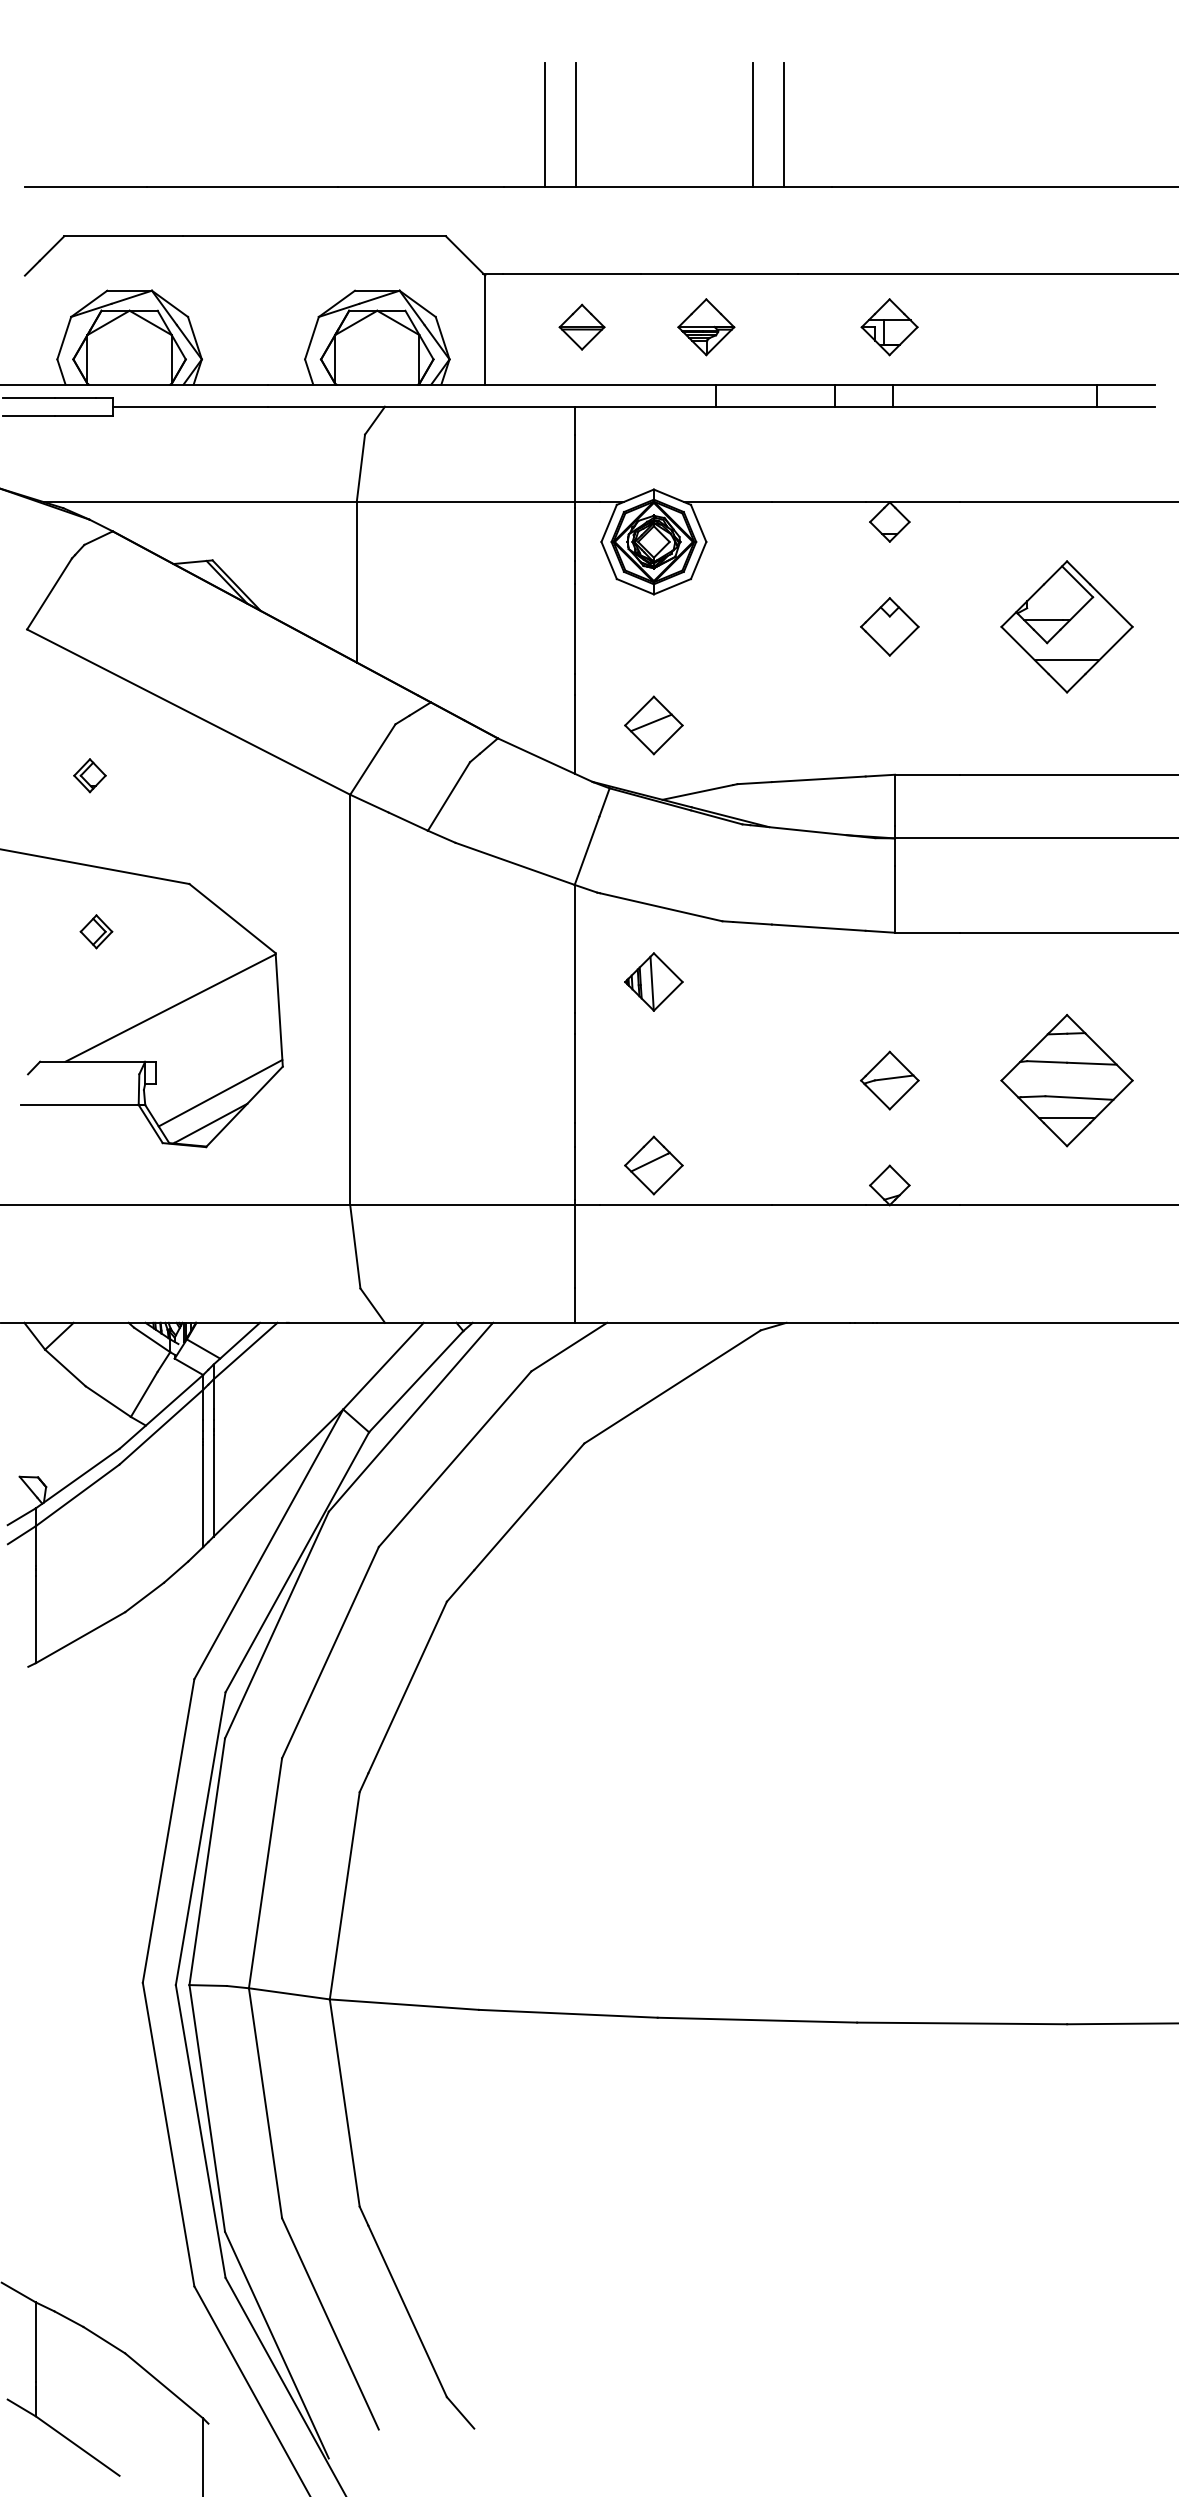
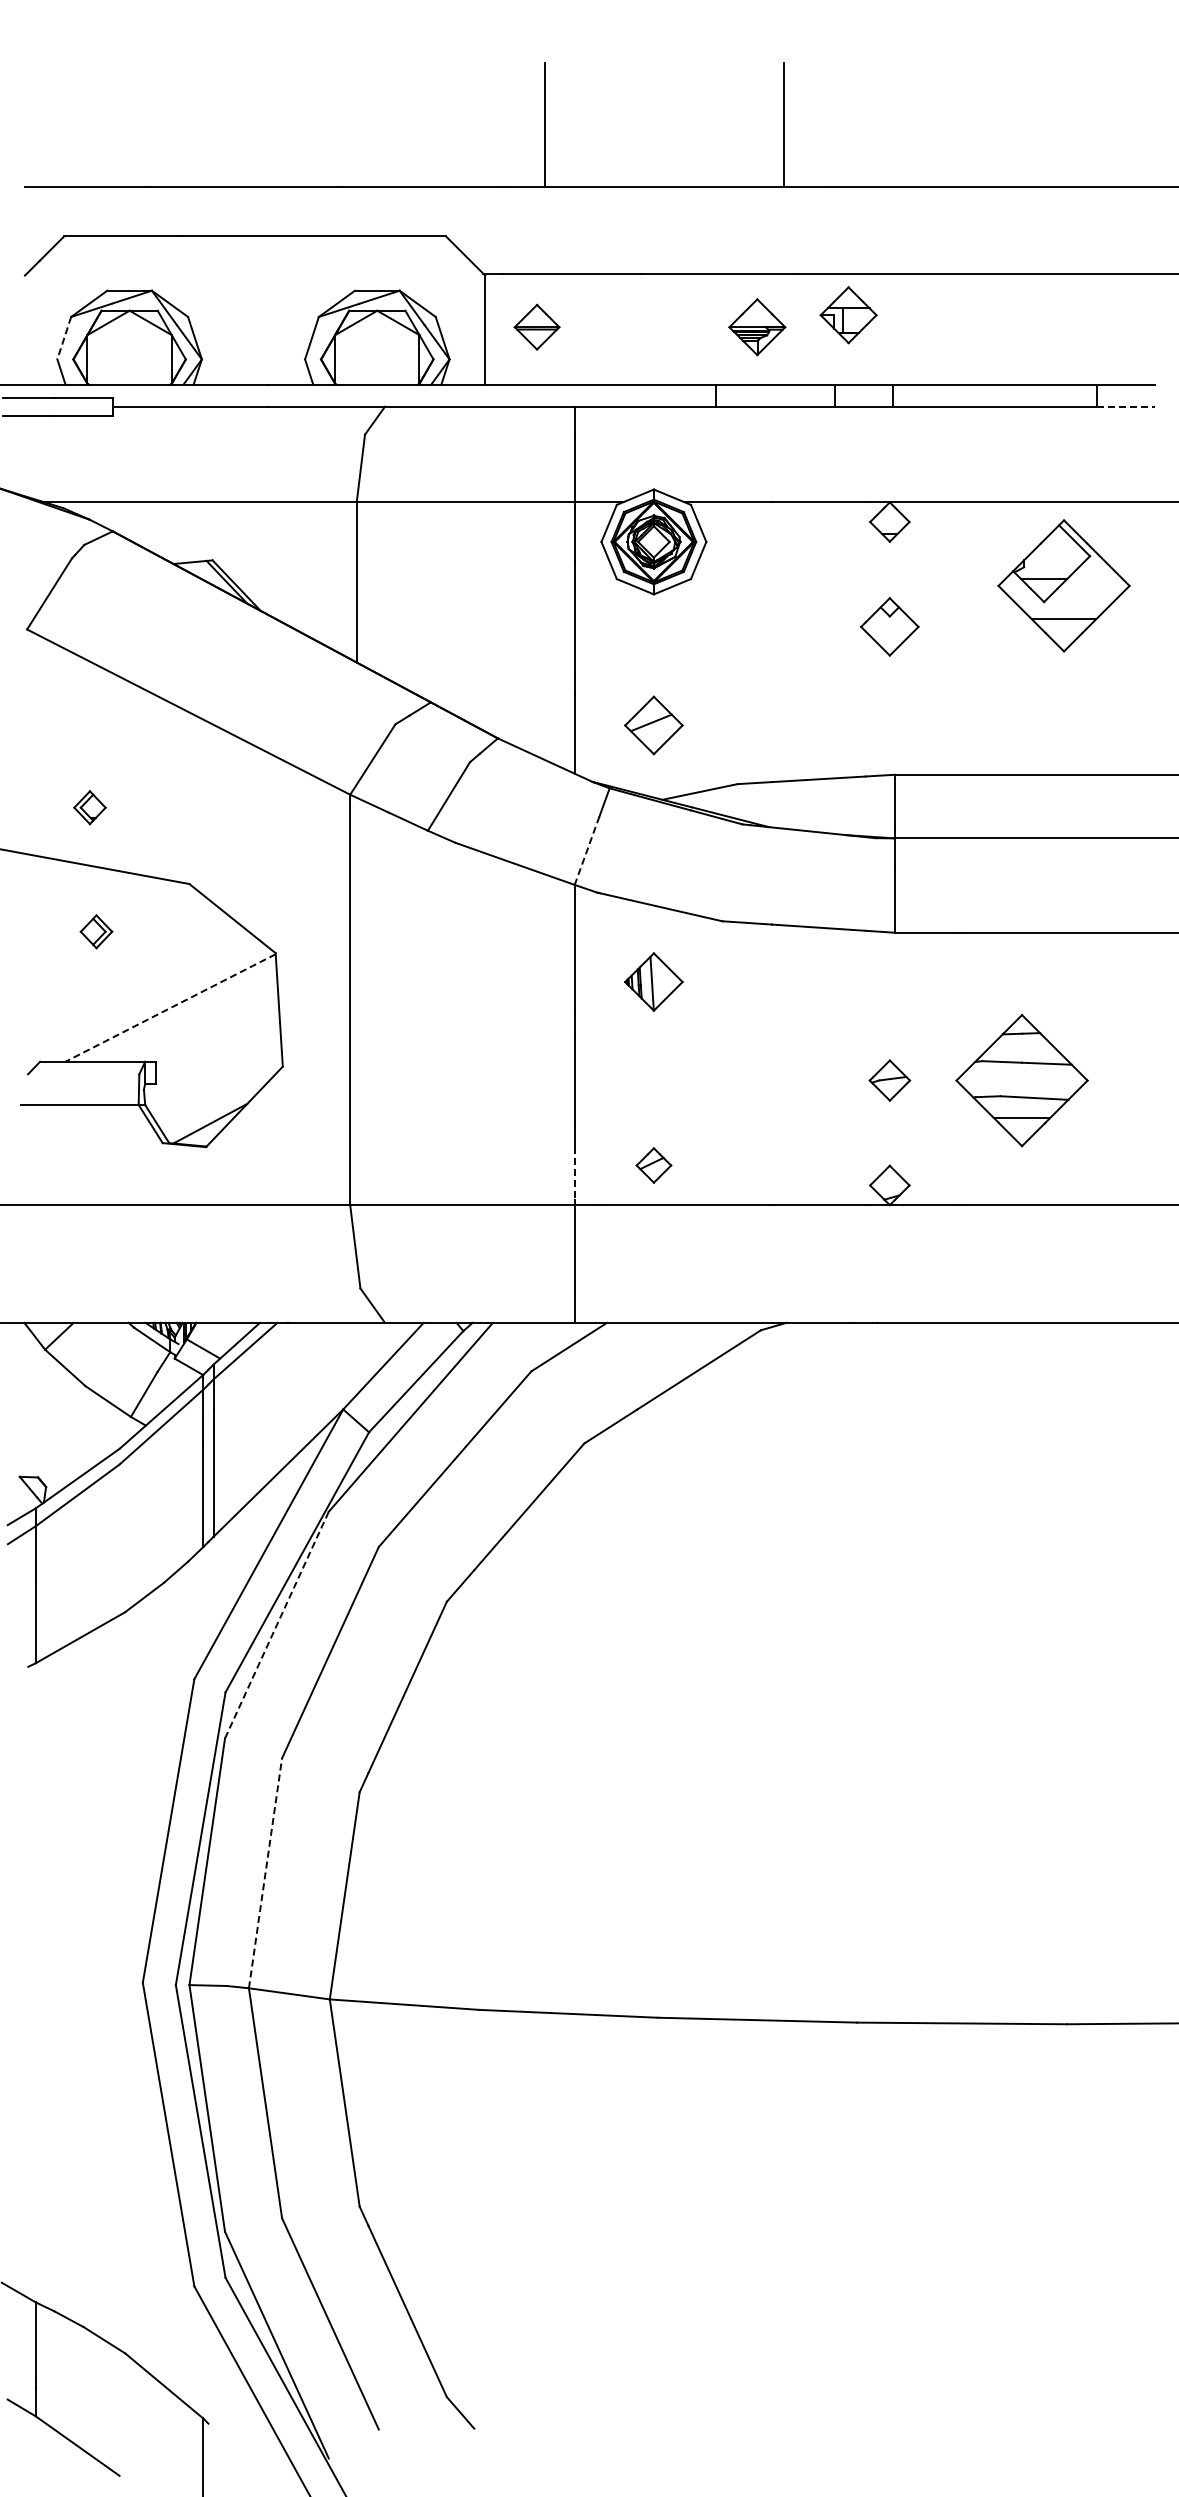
line: present -> none (576, 124)
line: present -> none (753, 124)
part position: (581, 326) -> (536, 326) (536, 326)
part position: (706, 327) -> (757, 327) (757, 327)
part position: (889, 327) -> (848, 315) (848, 315)
line: solid -> dashed (64, 338)
line: solid -> dashed (1125, 406)
part position: (1066, 626) -> (1063, 585) (1063, 585)
part position: (89, 775) -> (89, 807) (89, 807)
line: solid -> dashed (586, 851)
line: solid -> dashed (170, 1008)
part size: 60x61 px -> 44x43 px (889, 1080)
part position: (1066, 1080) -> (1021, 1080) (1021, 1080)
line: present -> none (220, 1092)
part size: 60x61 px -> 38x37 px (653, 1165)
line: solid -> dashed (574, 1173)
line: solid -> dashed (276, 1625)
line: solid -> dashed (265, 1872)
